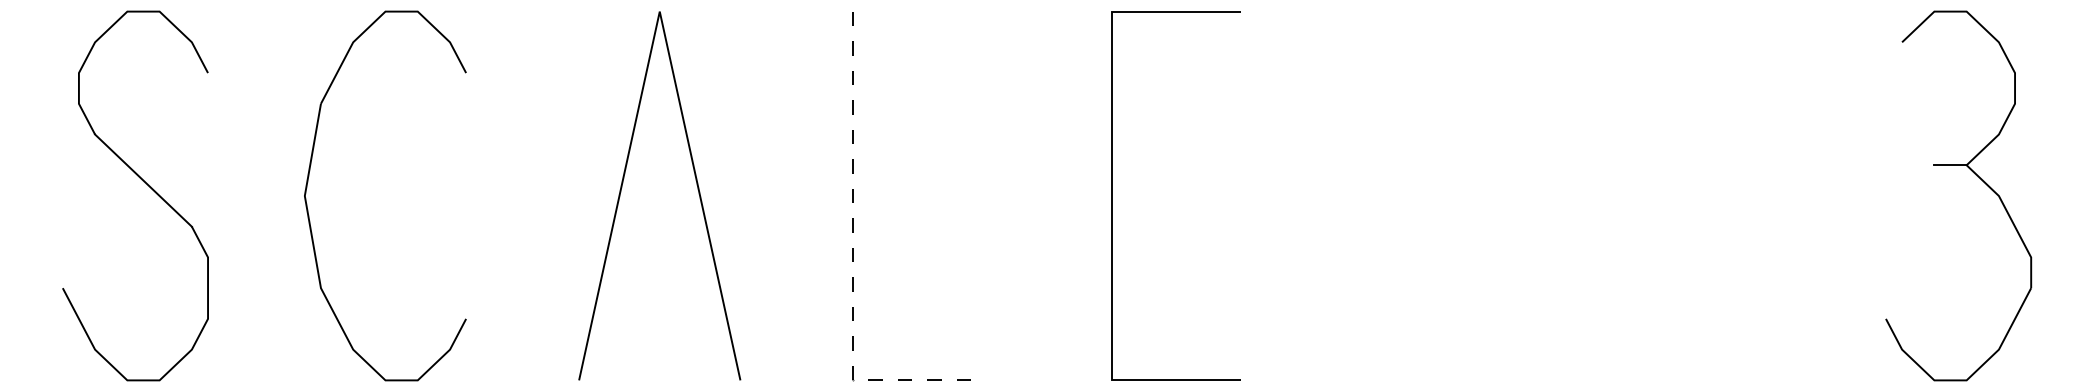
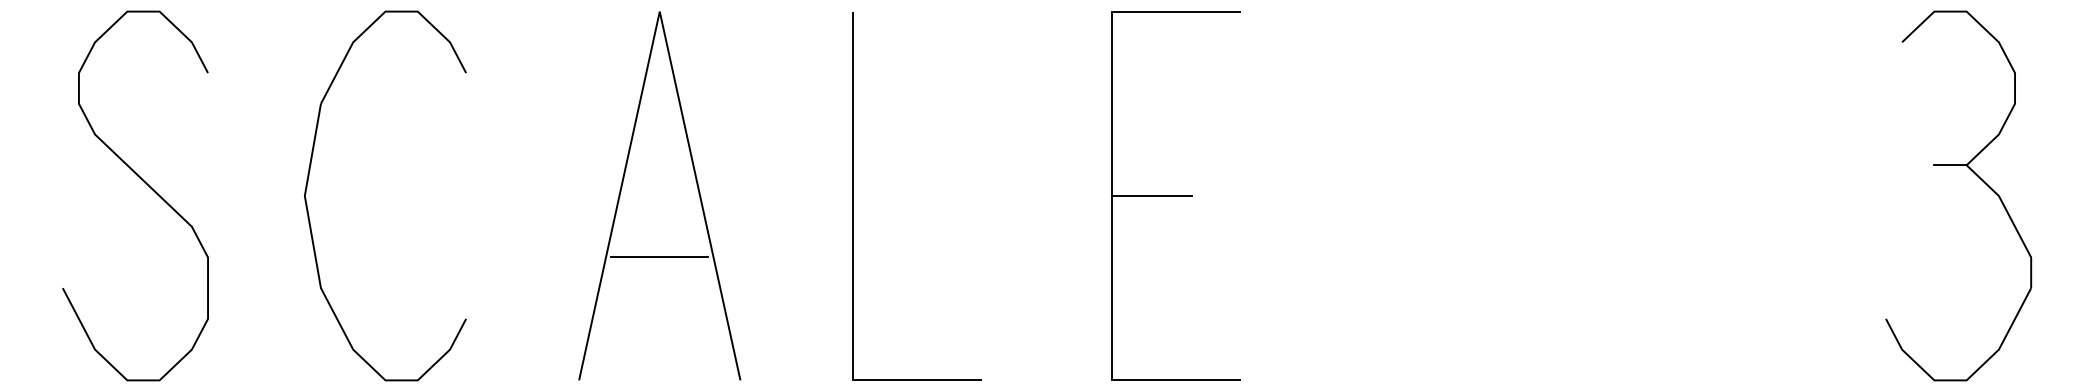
line: none -> present (1151, 196)
line: none -> present (659, 257)
line: dashed -> solid (853, 261)
